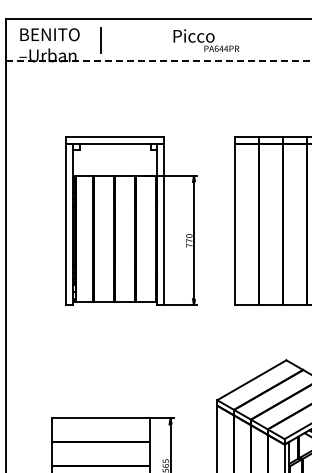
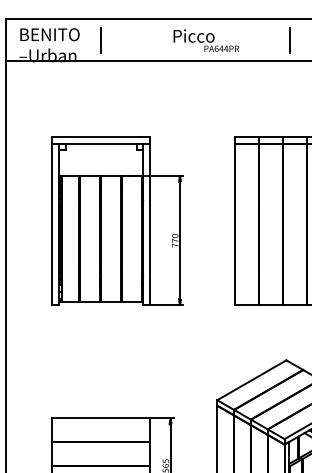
line: none -> present (290, 40)
line: dashed -> solid (158, 61)
part position: (131, 220) -> (117, 220) (117, 220)
